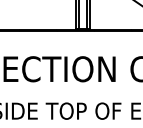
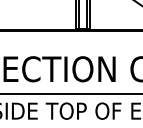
line: none -> present (70, 94)
